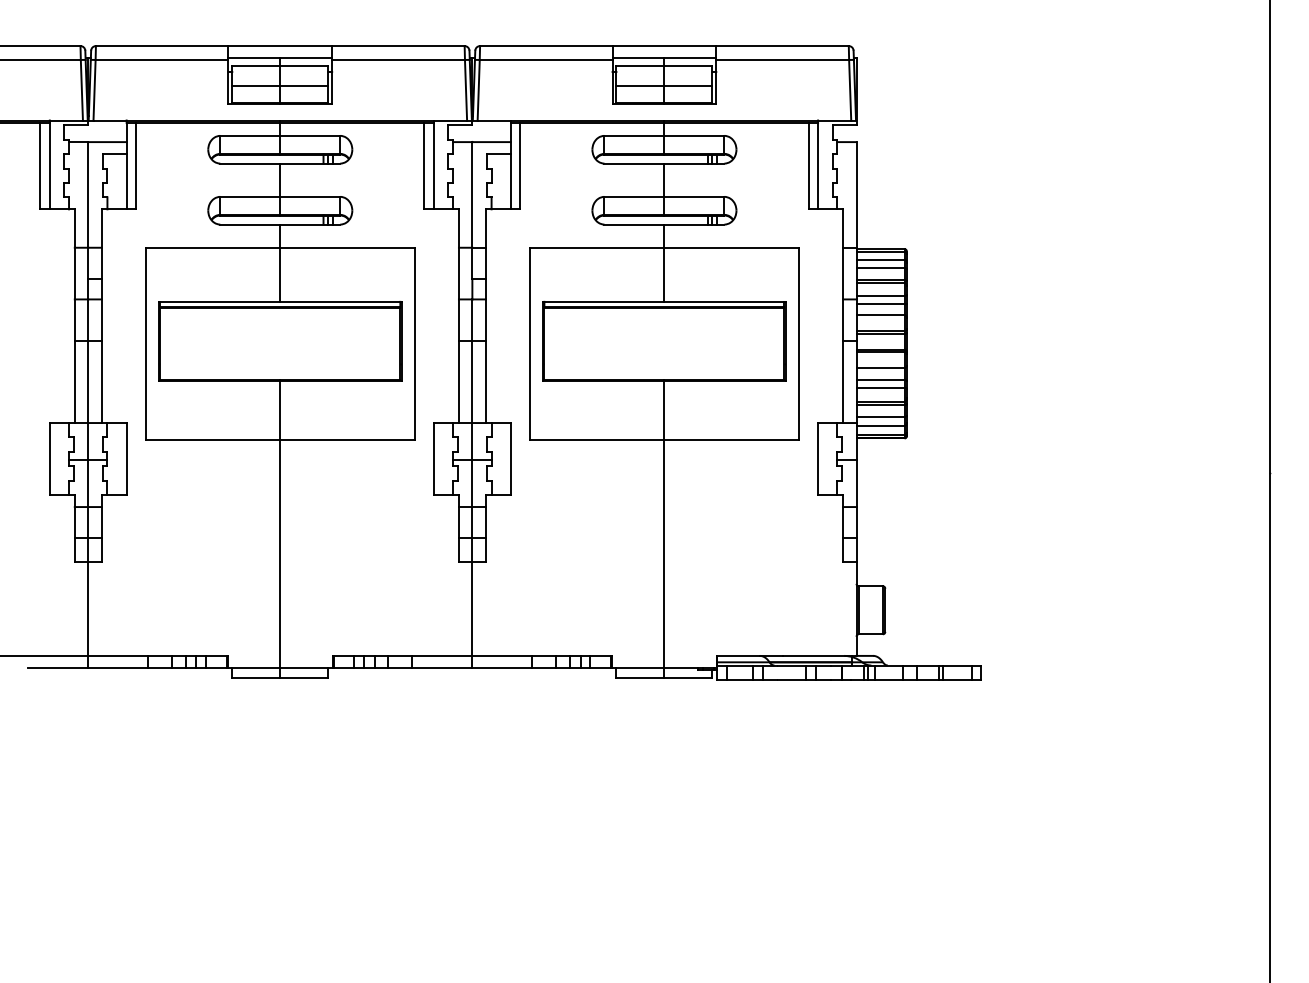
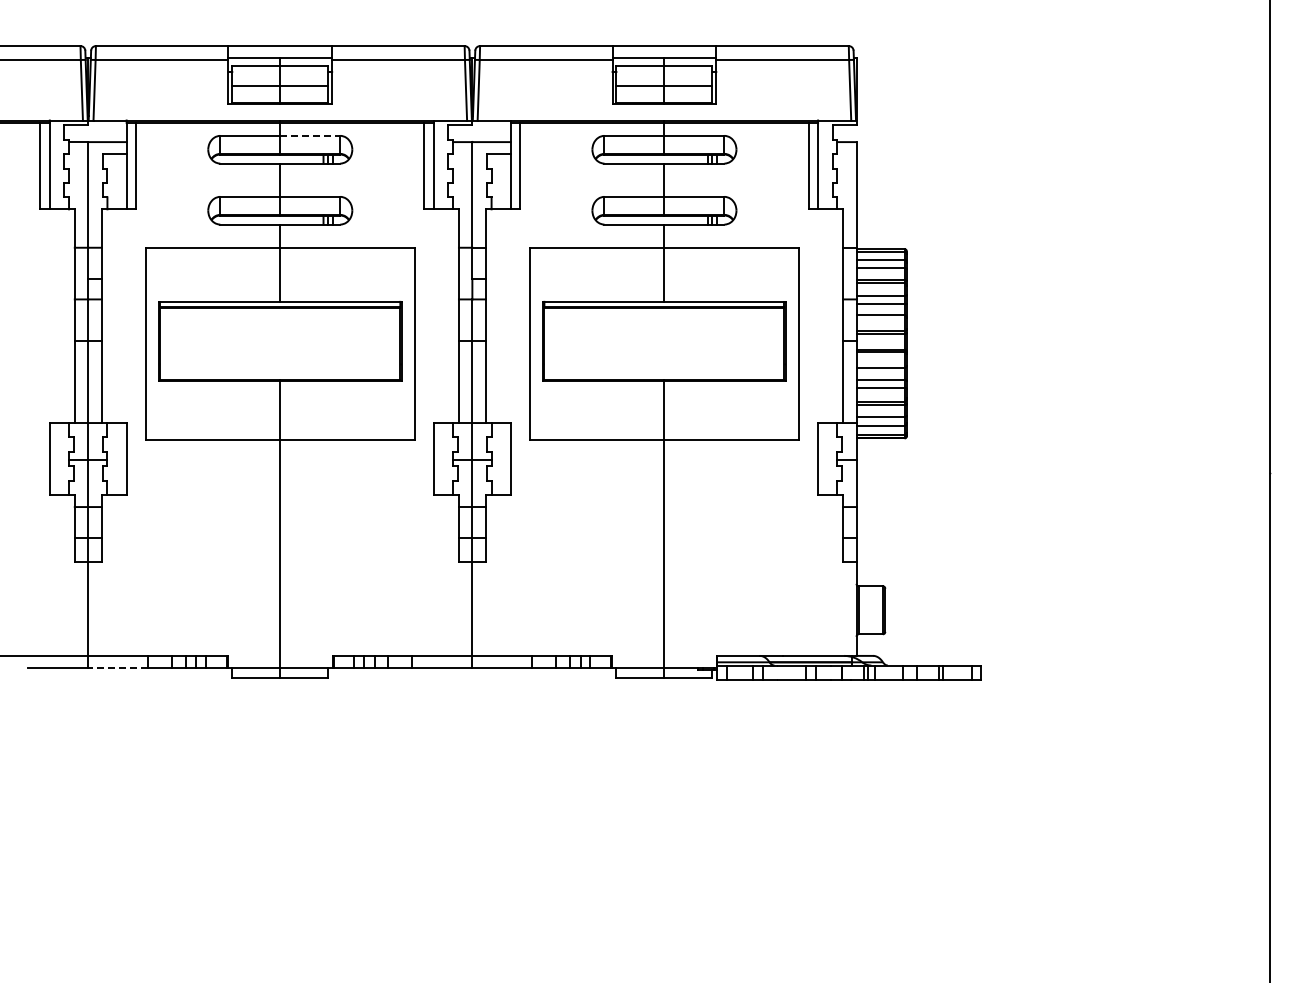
line: solid -> dashed (310, 135)
line: solid -> dashed (117, 667)
